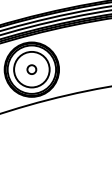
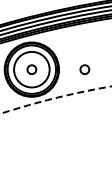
circle: none -> present (84, 69)
circle: solid -> dashed (55, 99)
